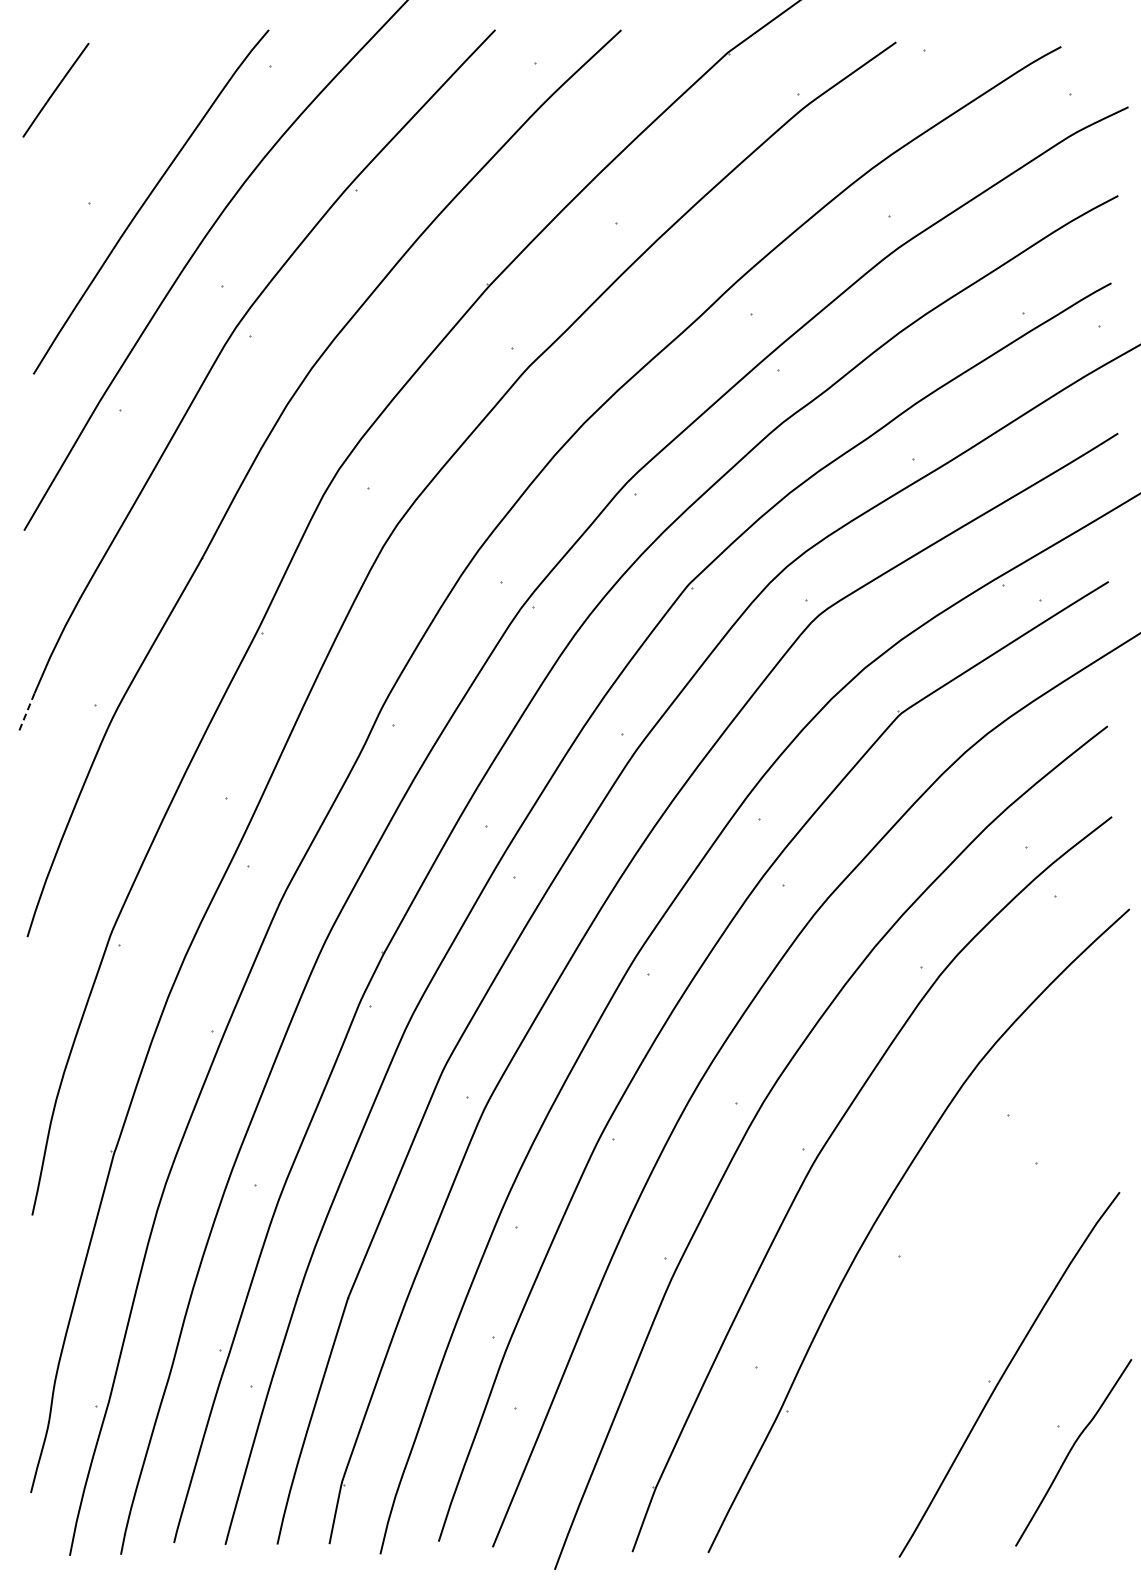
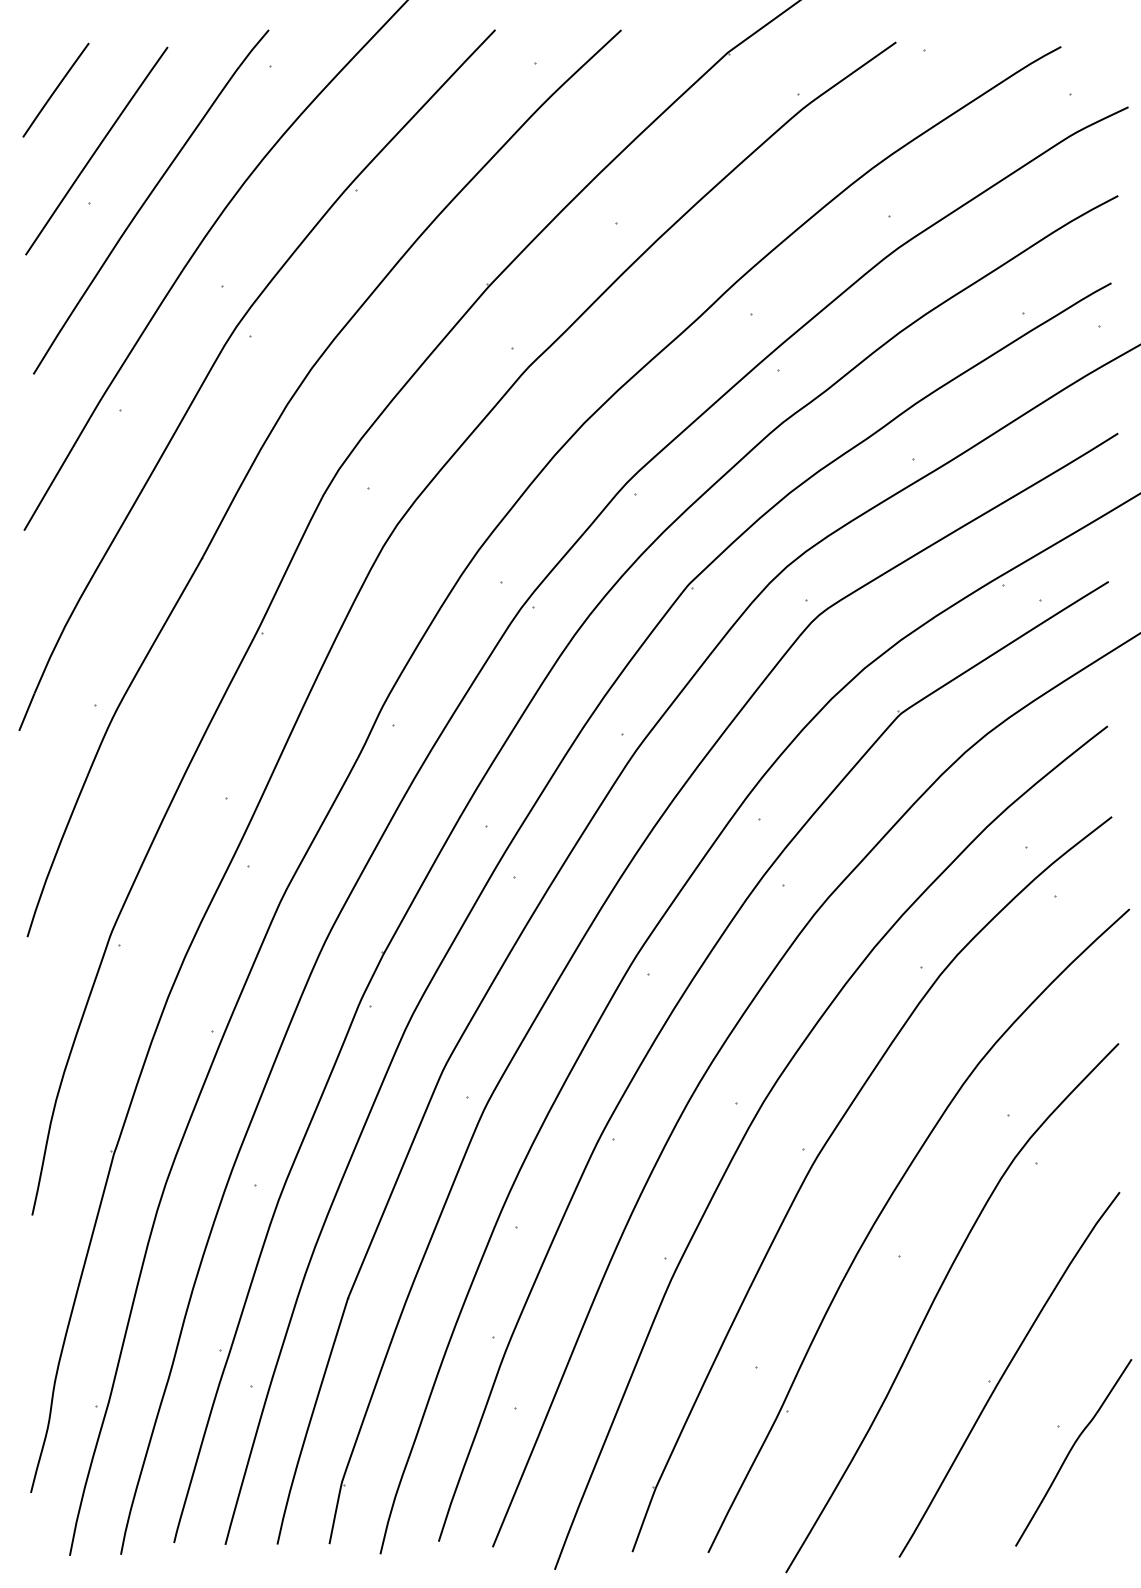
line: none -> present (96, 150)
line: dashed -> solid (26, 712)
curve: none -> present (935, 1299)
